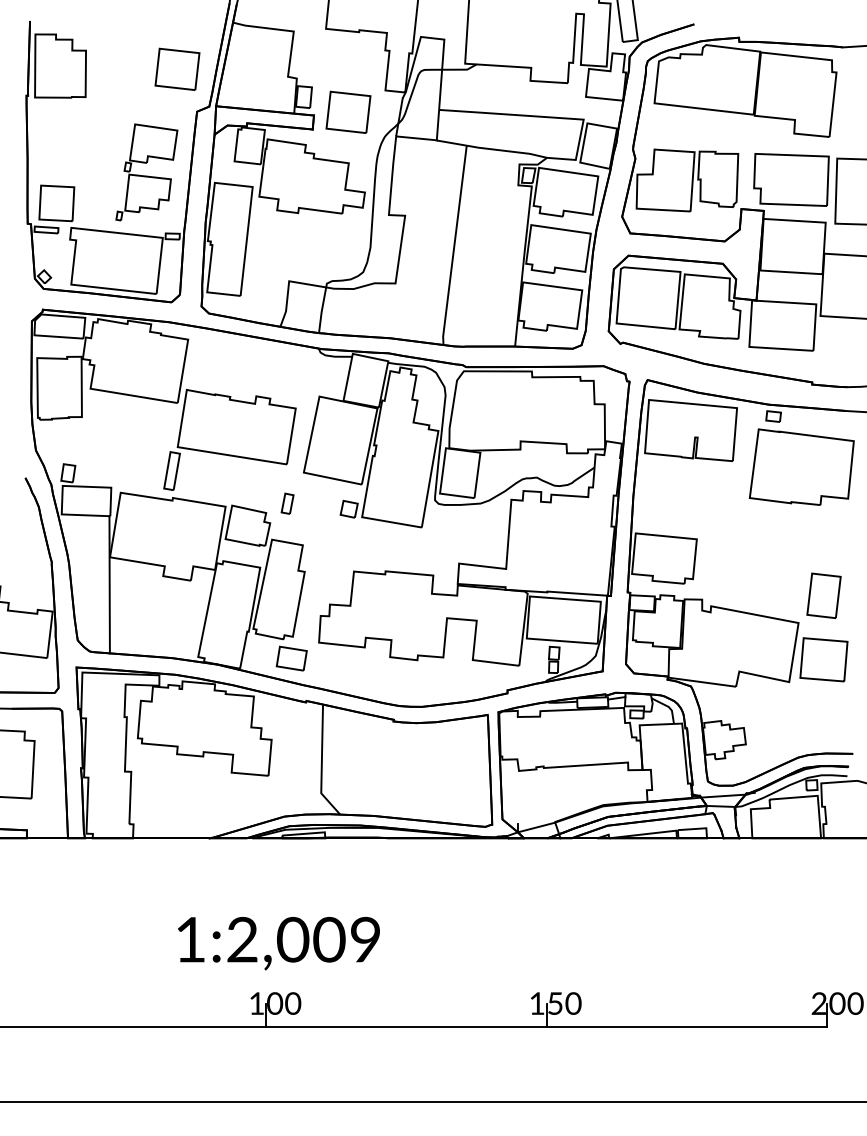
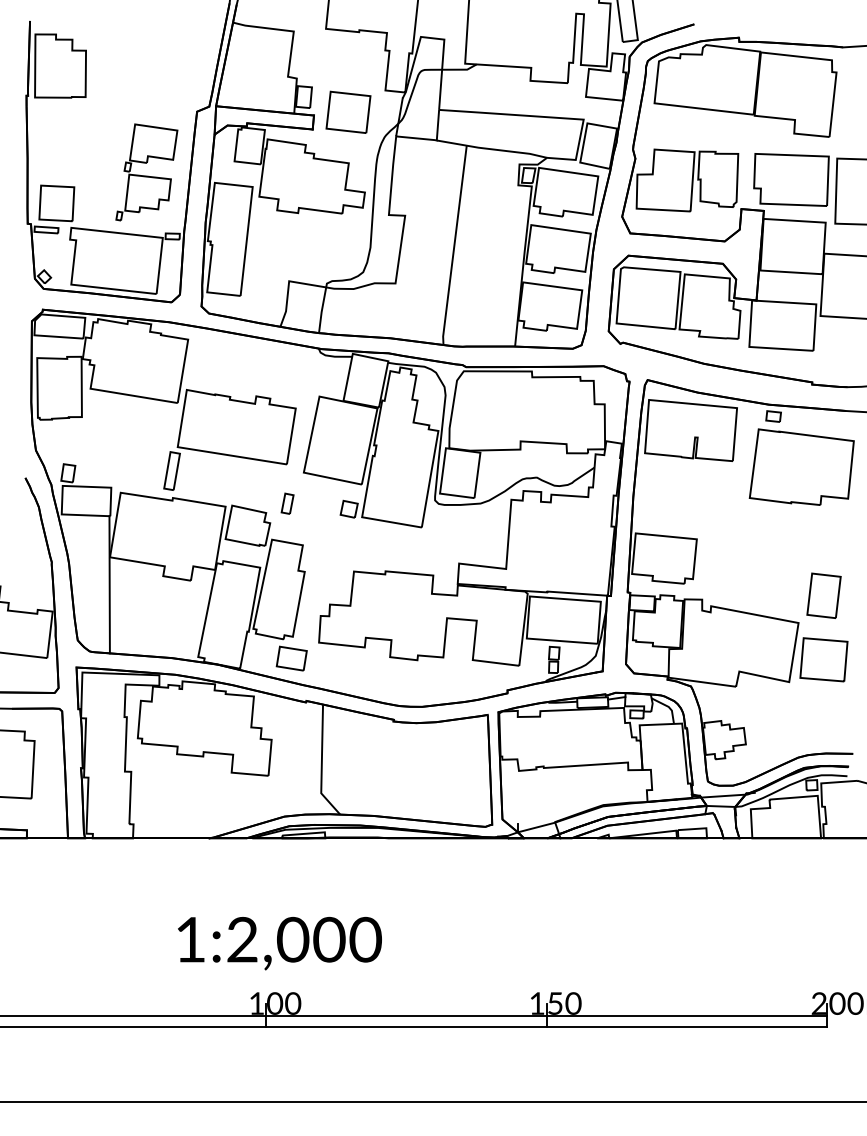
part: present -> none (177, 68)
text: 1:2,009 -> 1:2,000 (365, 940)
line: none -> present (414, 1015)
